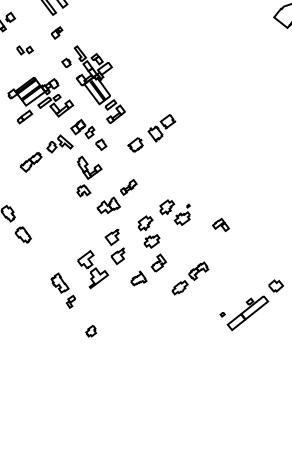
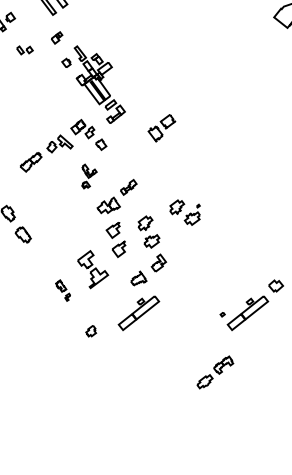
part position: (57, 32) -> (57, 37) (57, 37)
part: present -> none (40, 100)
part: present -> none (135, 144)
part size: 27x43 px -> 17x27 px (89, 176)
part position: (174, 212) -> (184, 212) (184, 212)
part: present -> none (220, 225)
part position: (114, 247) -> (115, 240) (115, 240)
part position: (190, 278) -> (215, 372) (215, 372)
part size: 26x37 px -> 16x23 px (62, 290)
part: none -> present (138, 312)
